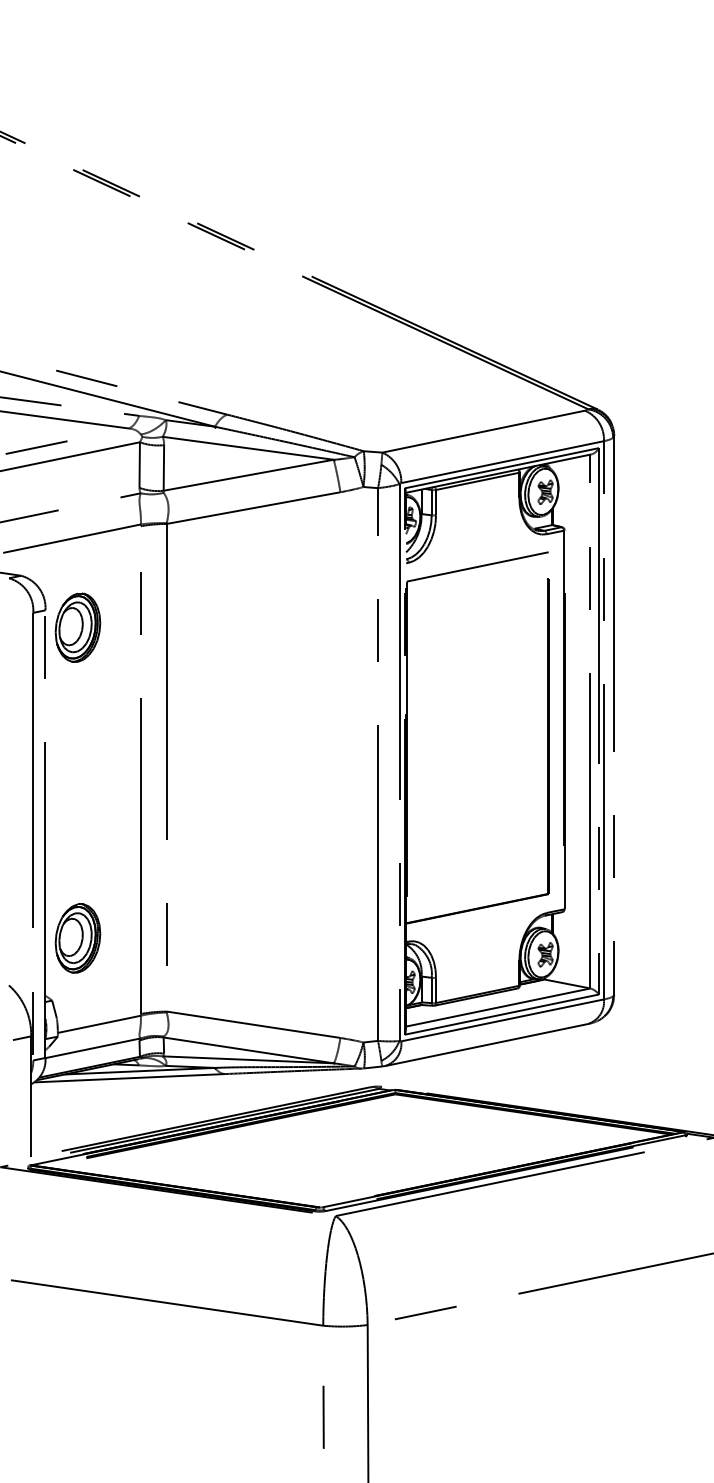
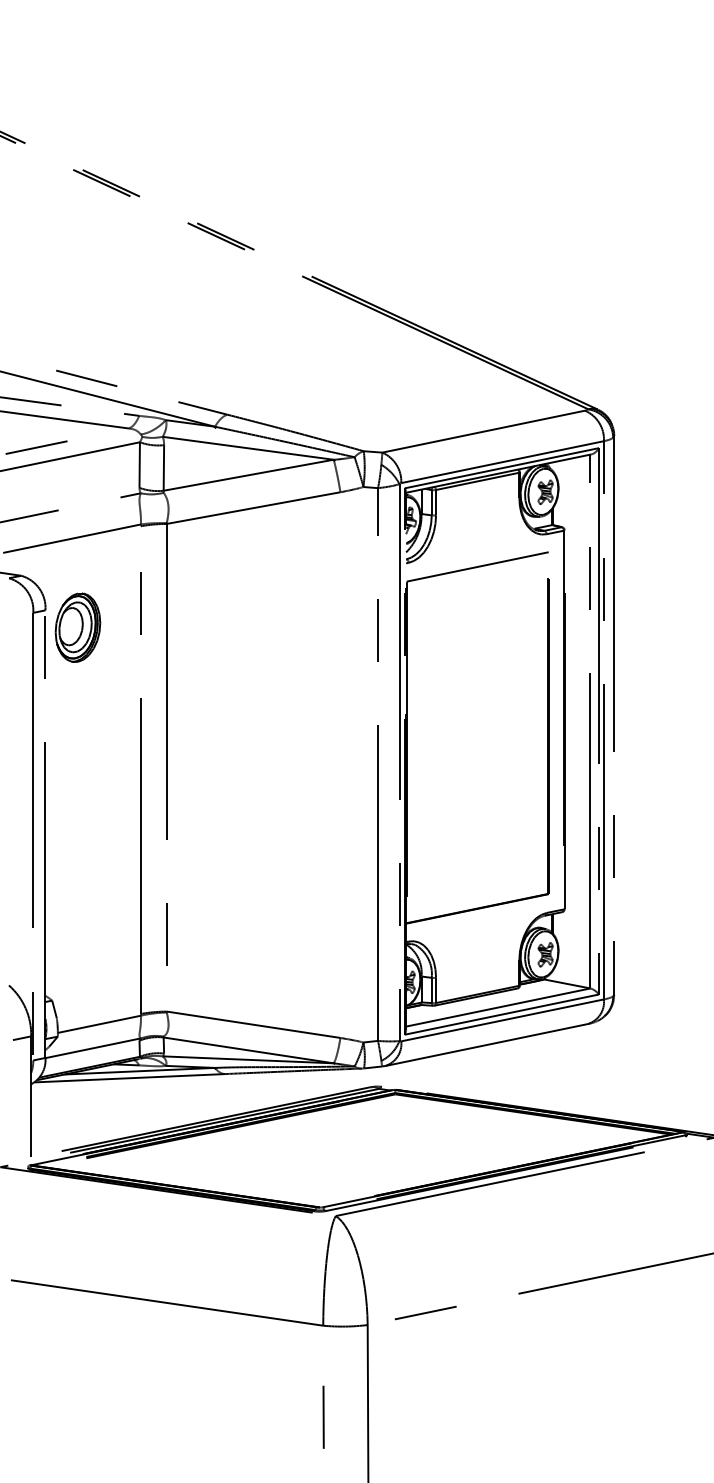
part: present -> none (77, 938)
